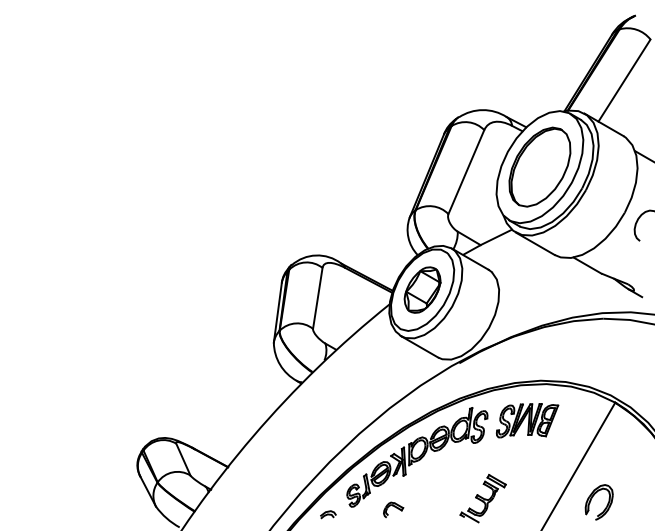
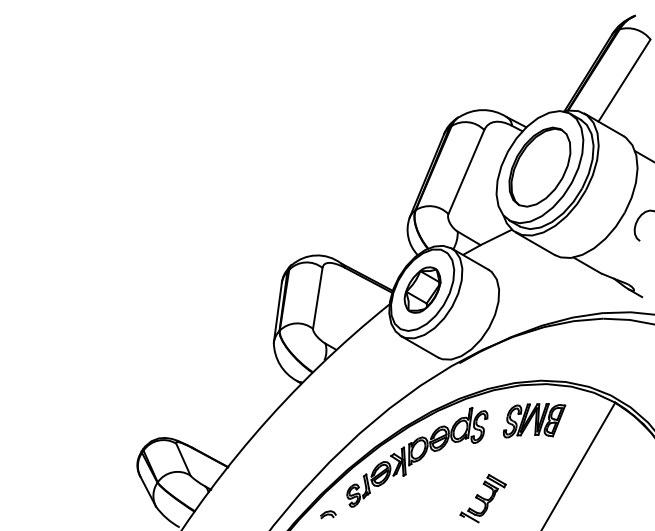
part position: (527, 420) -> (534, 420) (534, 420)
part: present -> none (592, 498)
part: present -> none (393, 509)
